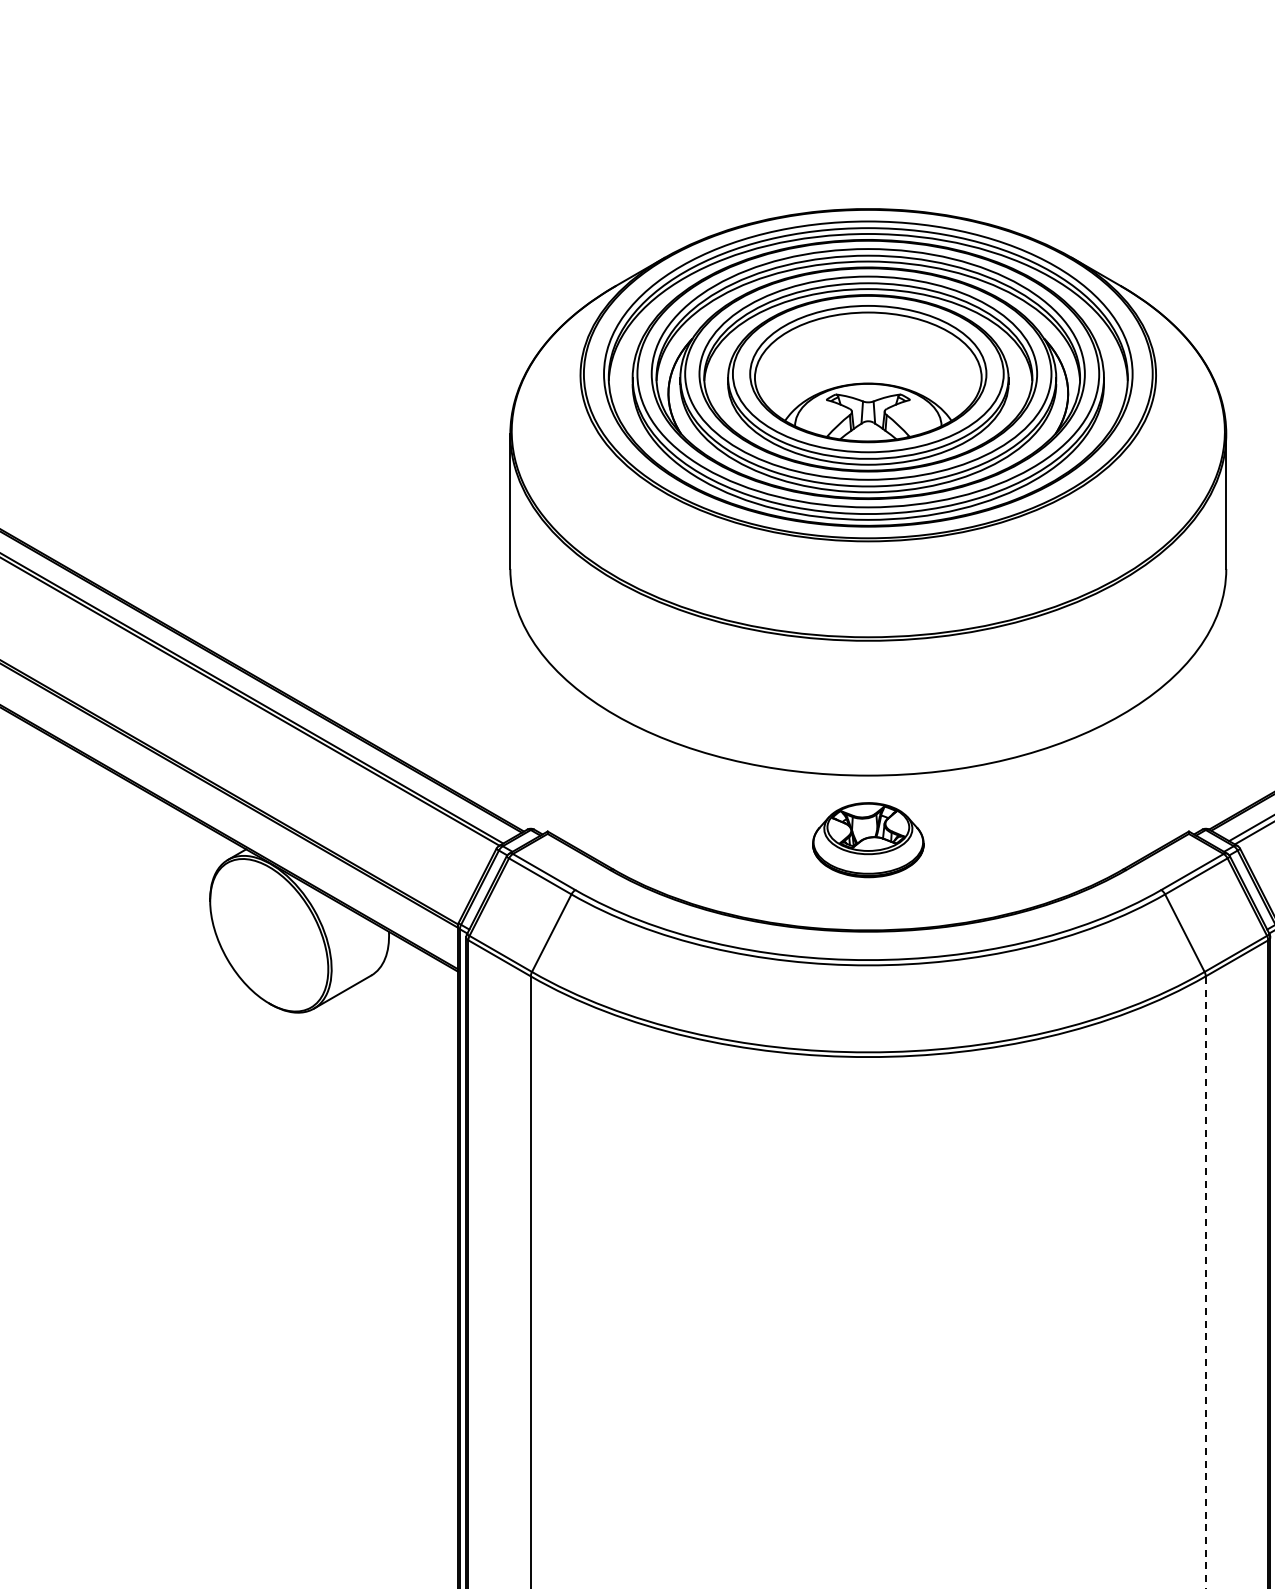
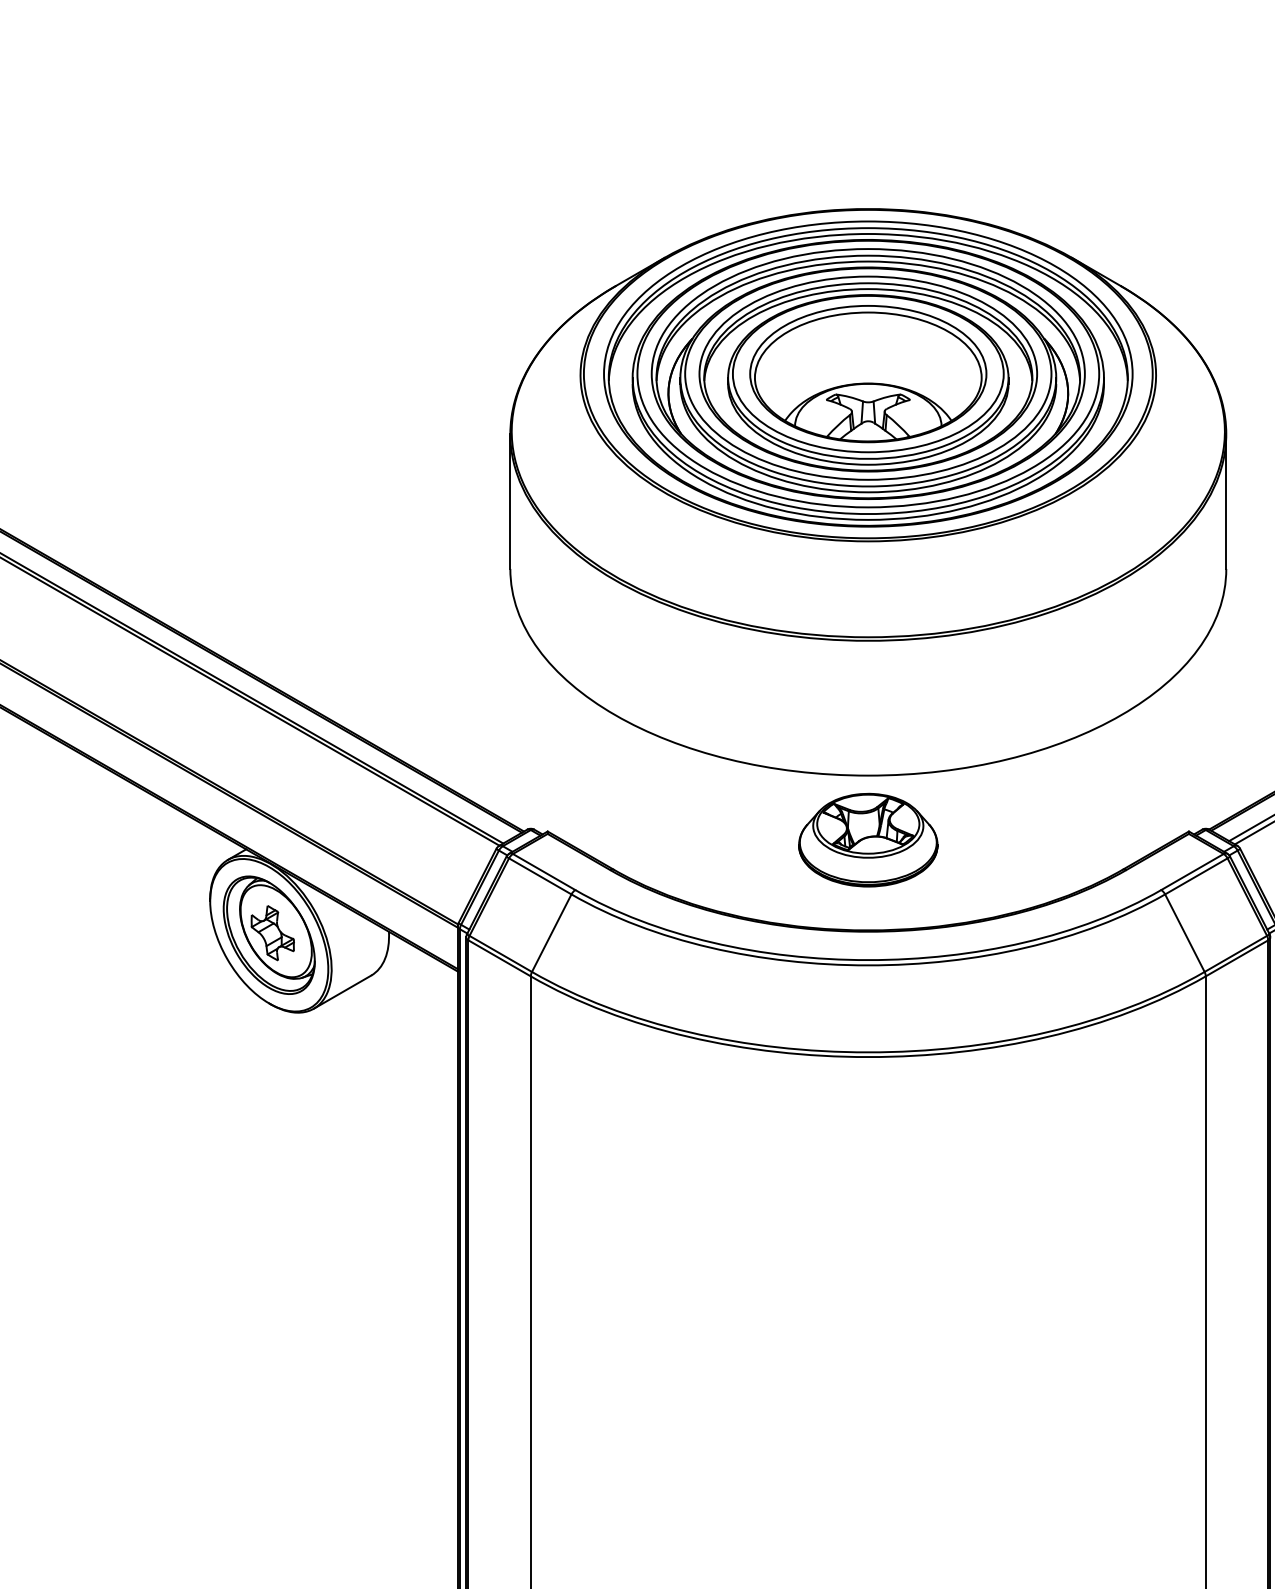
part size: 113x77 px -> 141x96 px (868, 839)
part: none -> present (268, 934)
line: dashed -> solid (1205, 1282)
